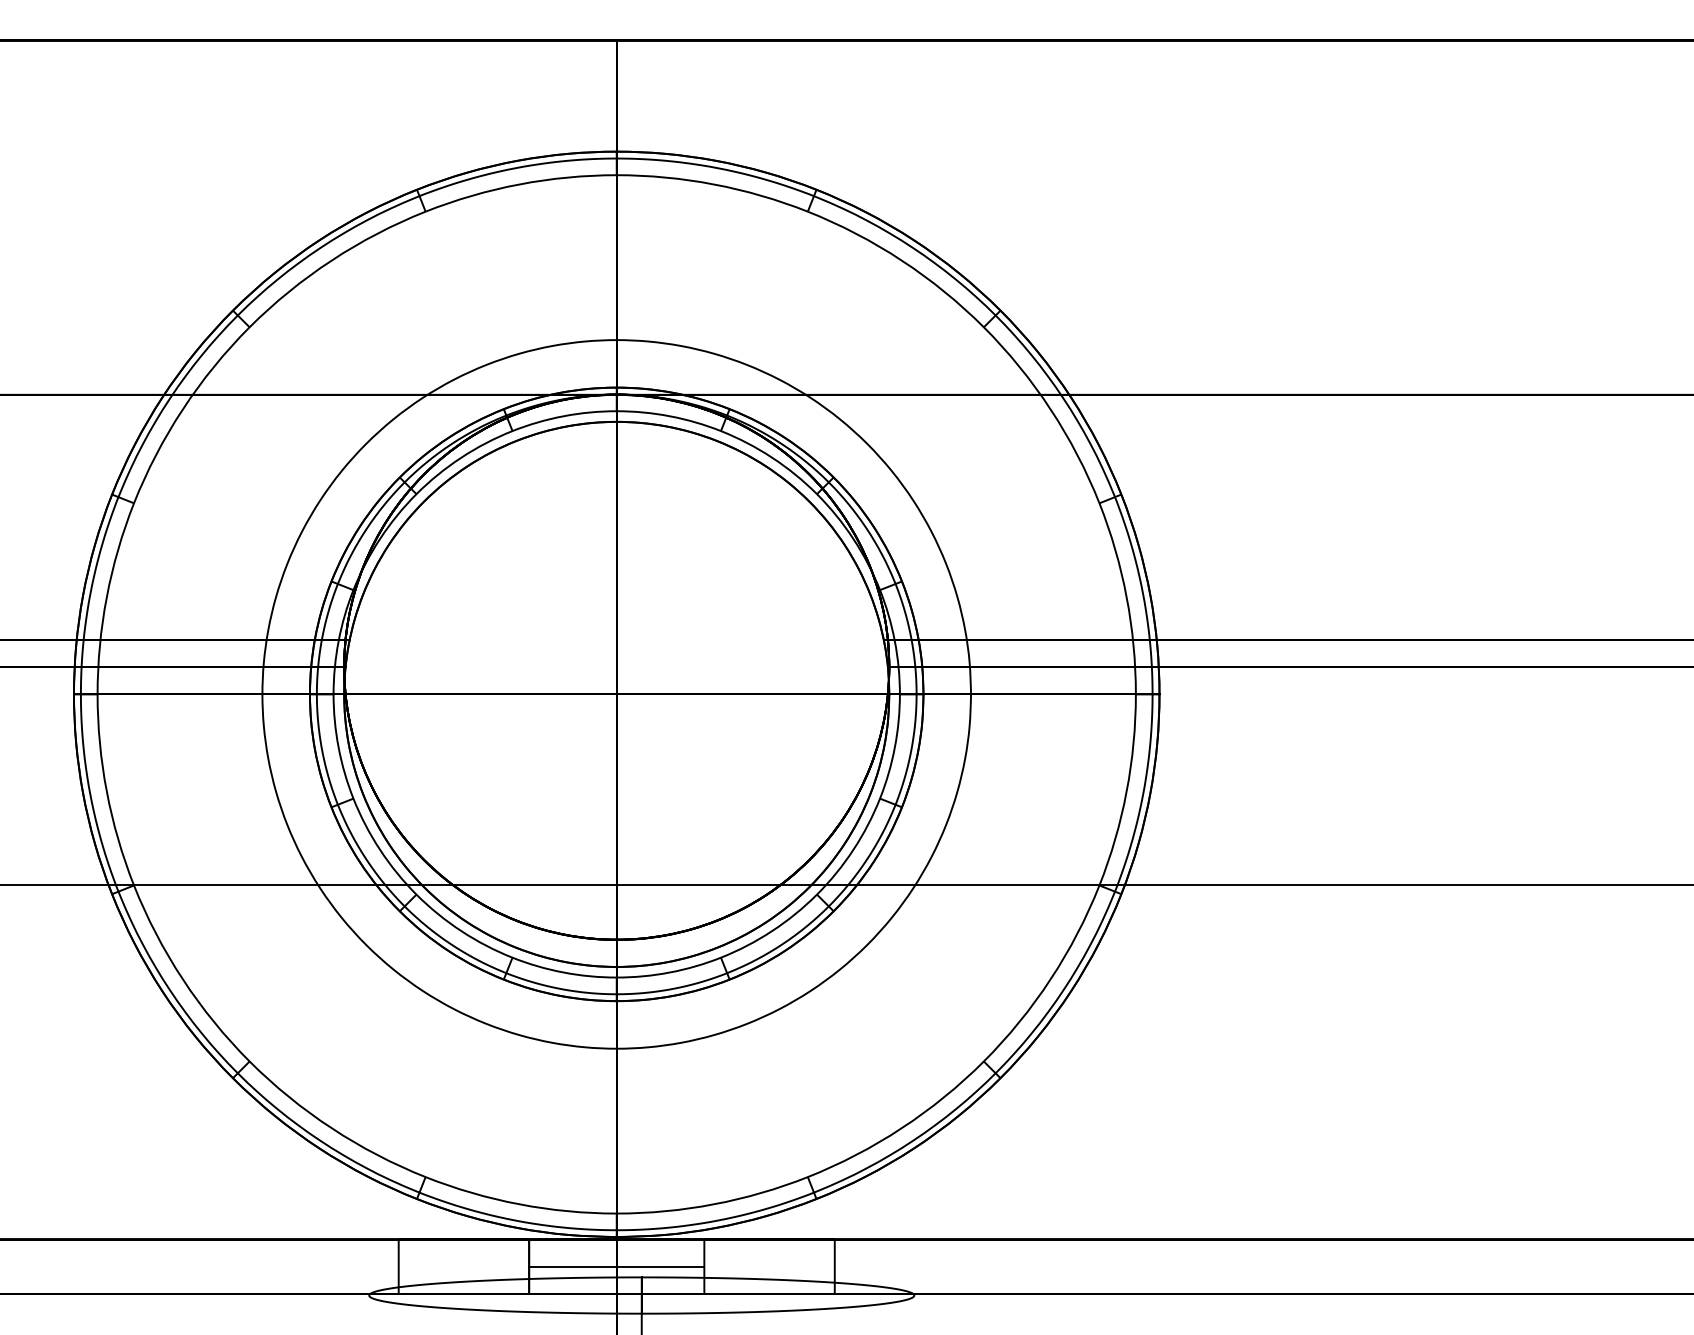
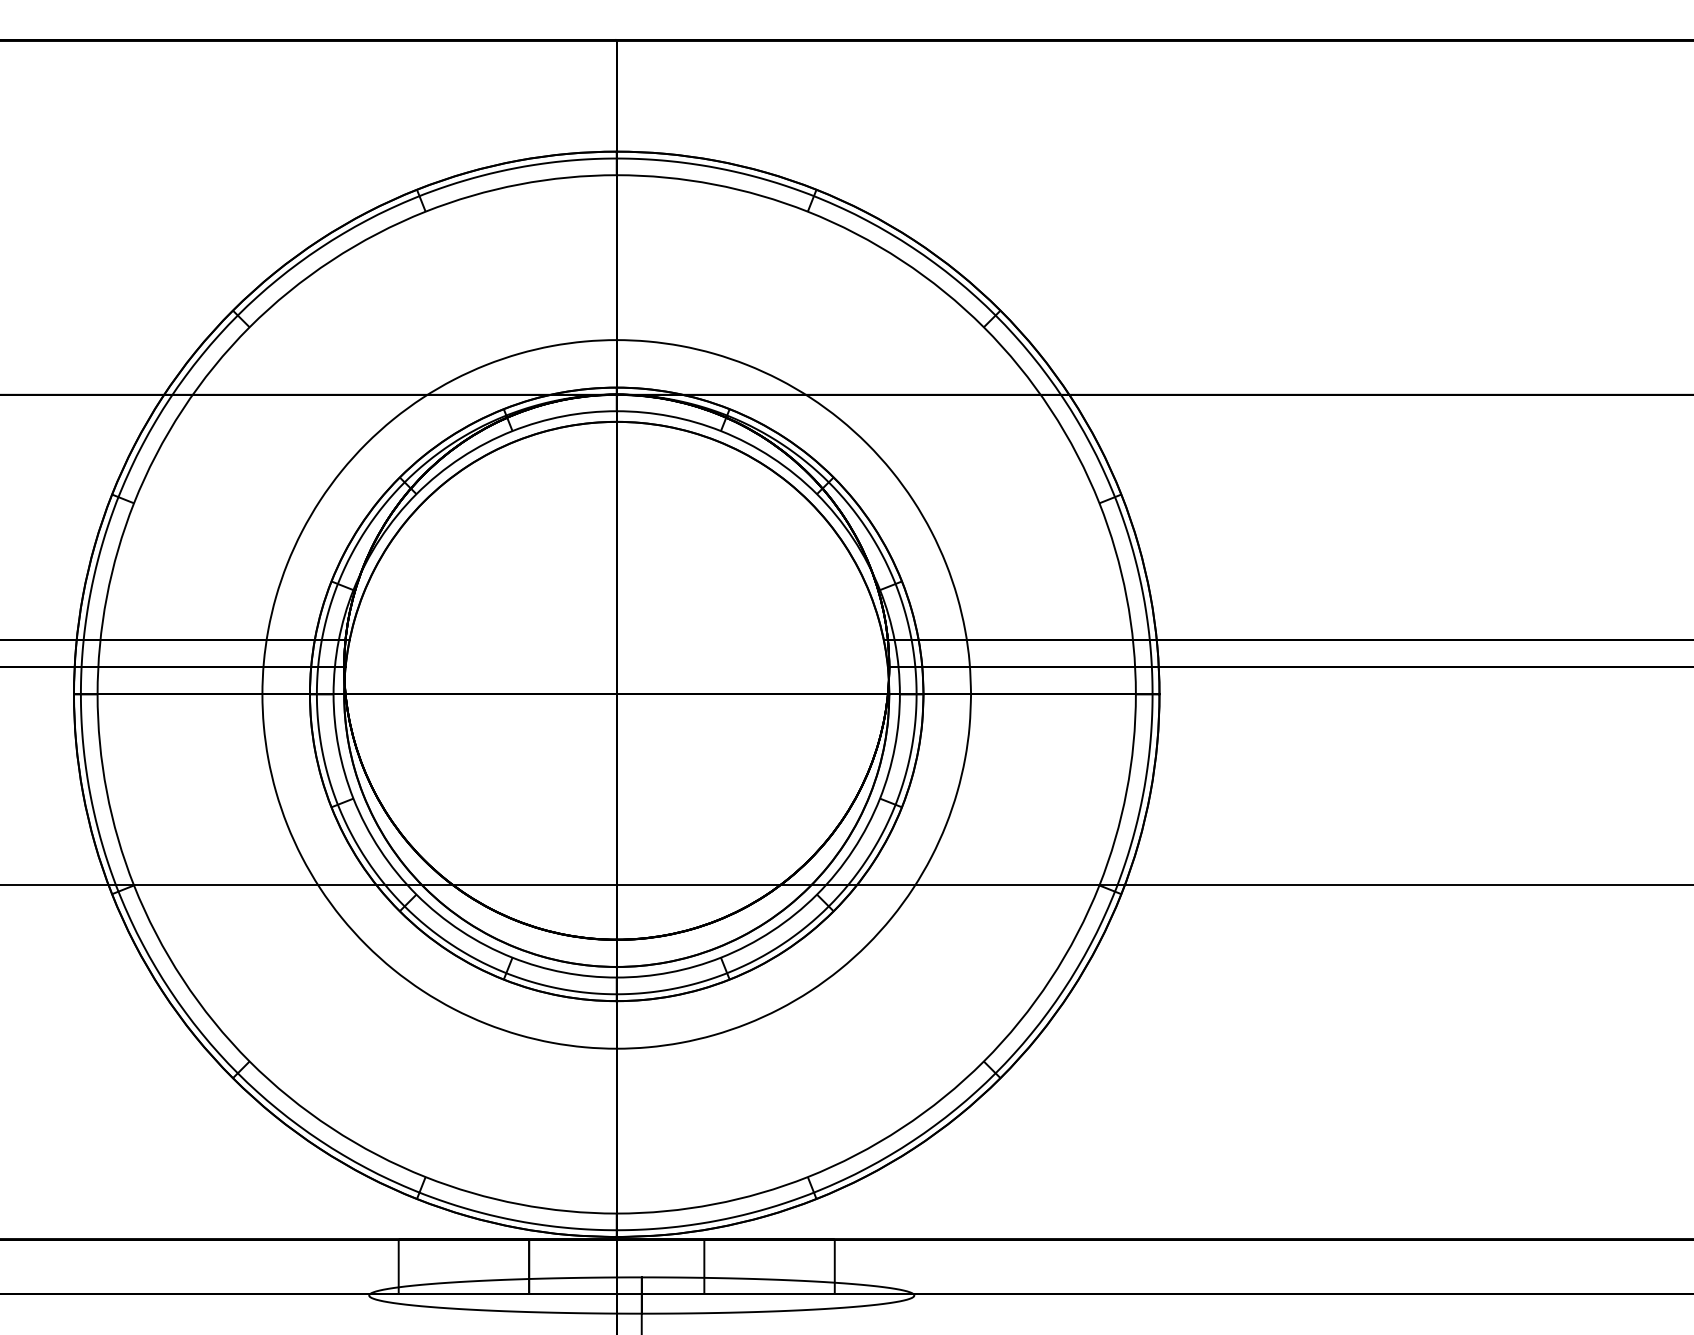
line: present -> none (616, 1266)
